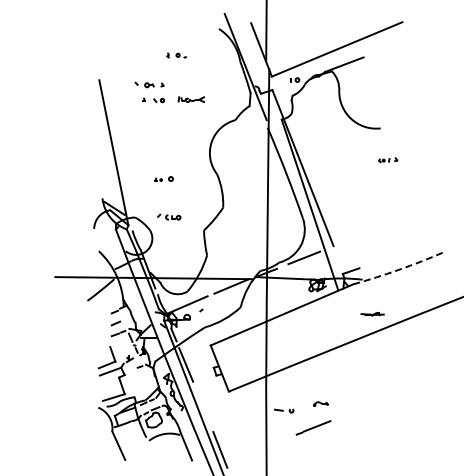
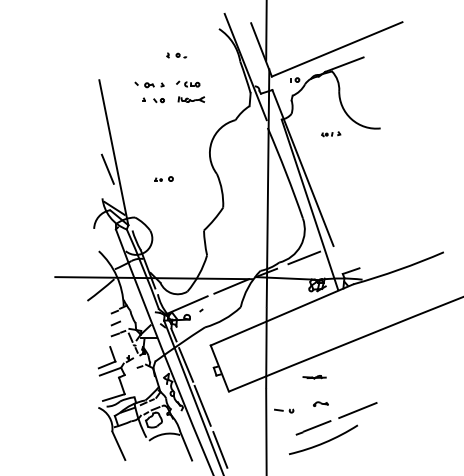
part position: (388, 160) -> (331, 134) (331, 134)
line: none -> present (107, 168)
part position: (169, 216) -> (188, 83) (188, 83)
arc: dashed -> solid (399, 269)
line position: (372, 314) -> (314, 377) (314, 377)
line: none -> present (202, 405)
line: none -> present (357, 410)
arc: none -> present (324, 441)
